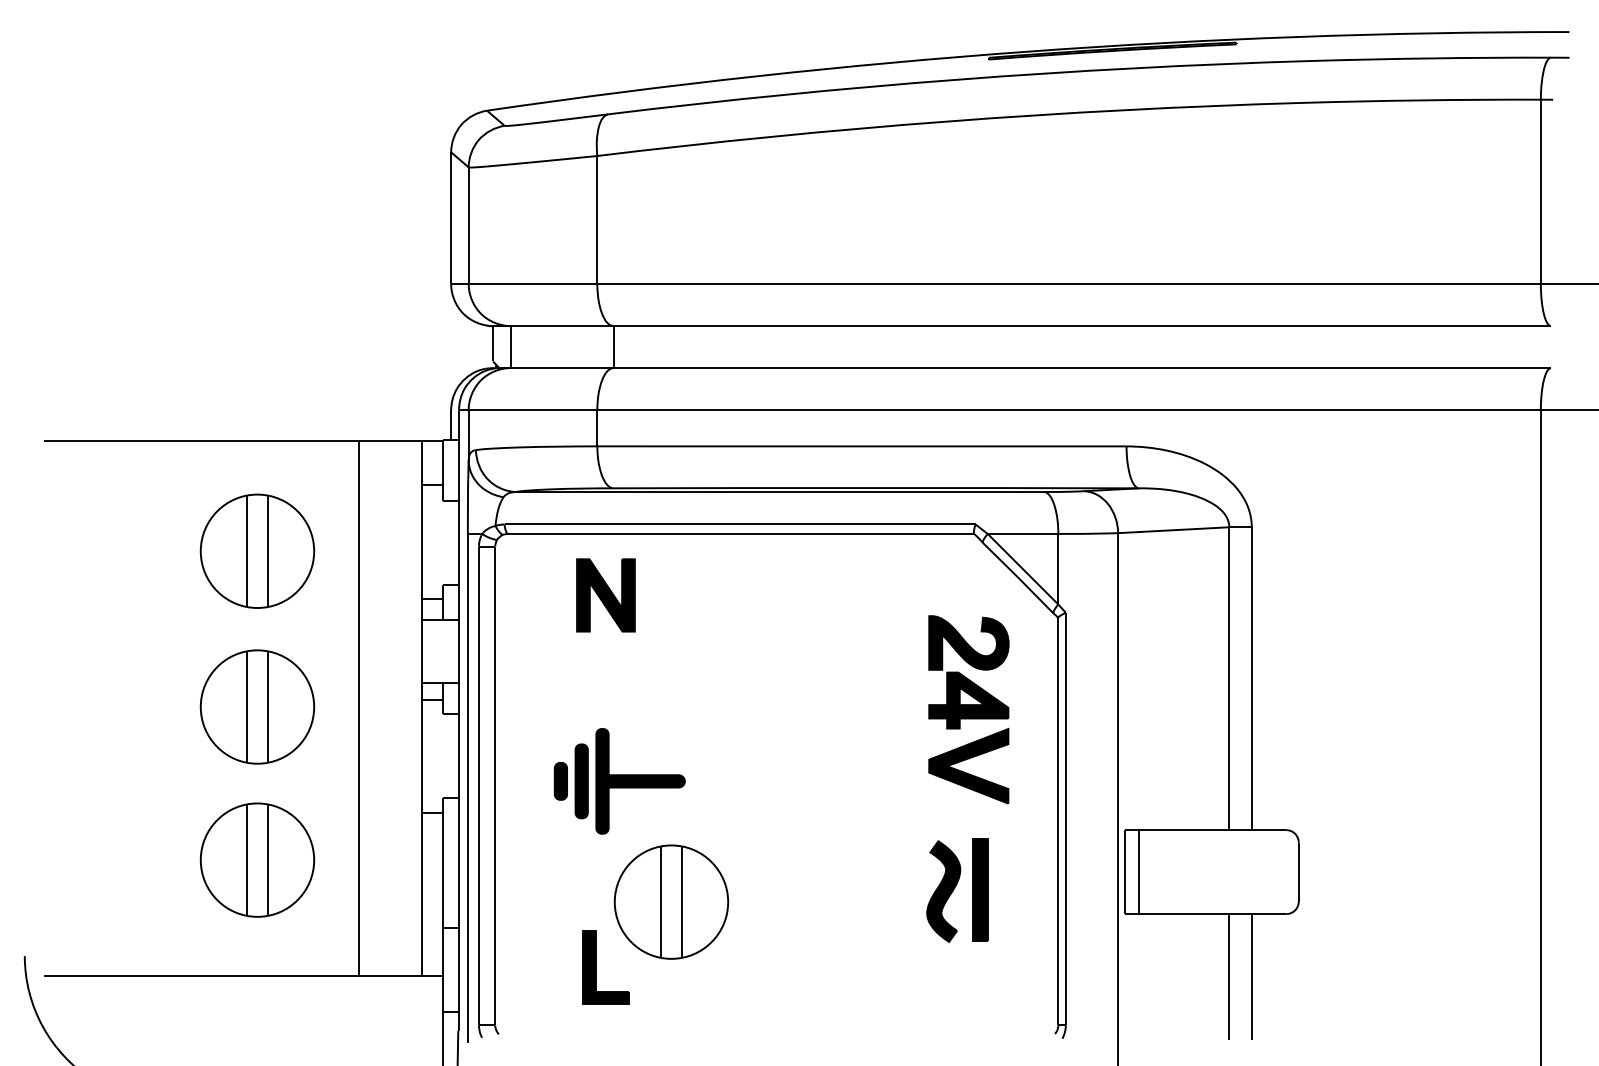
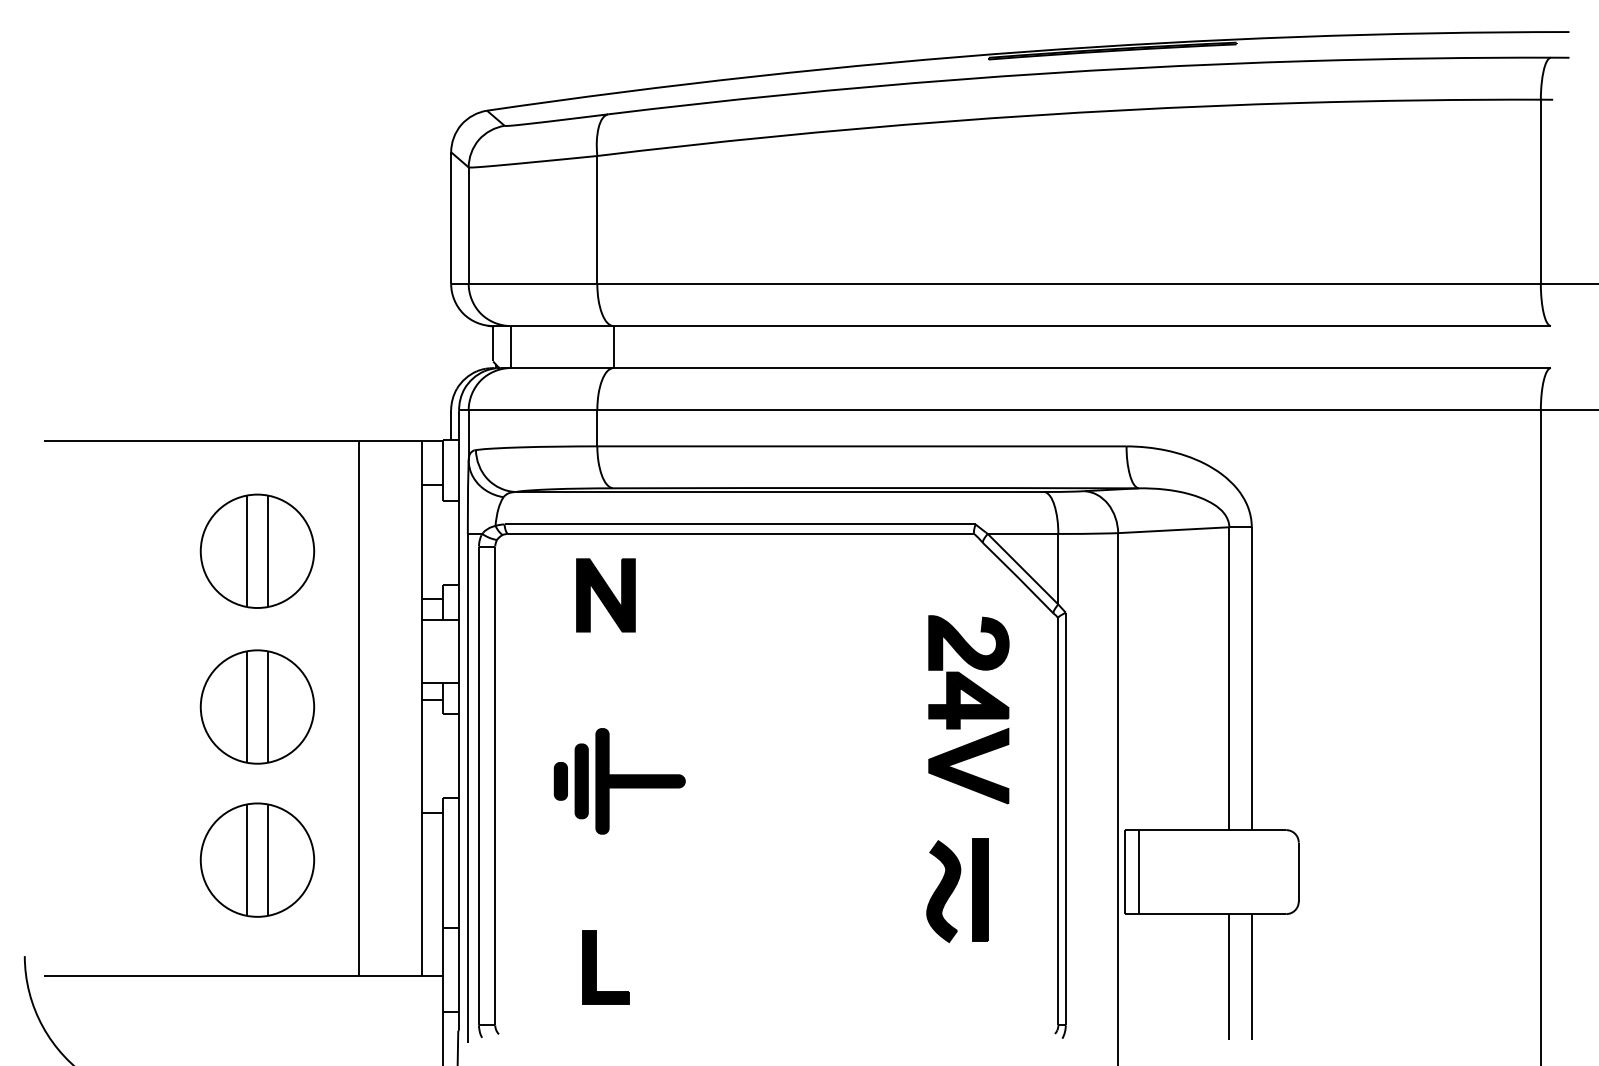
part: present -> none (671, 901)
